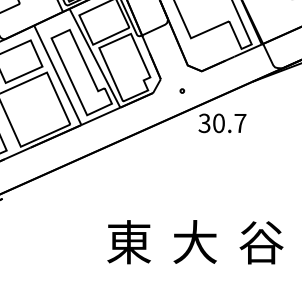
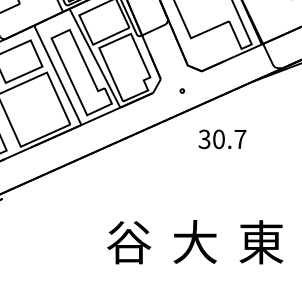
text position: (222, 123) -> (222, 139) (222, 139)
text: 東 -> 谷 (129, 242)
text: 谷 -> 東 (261, 242)
